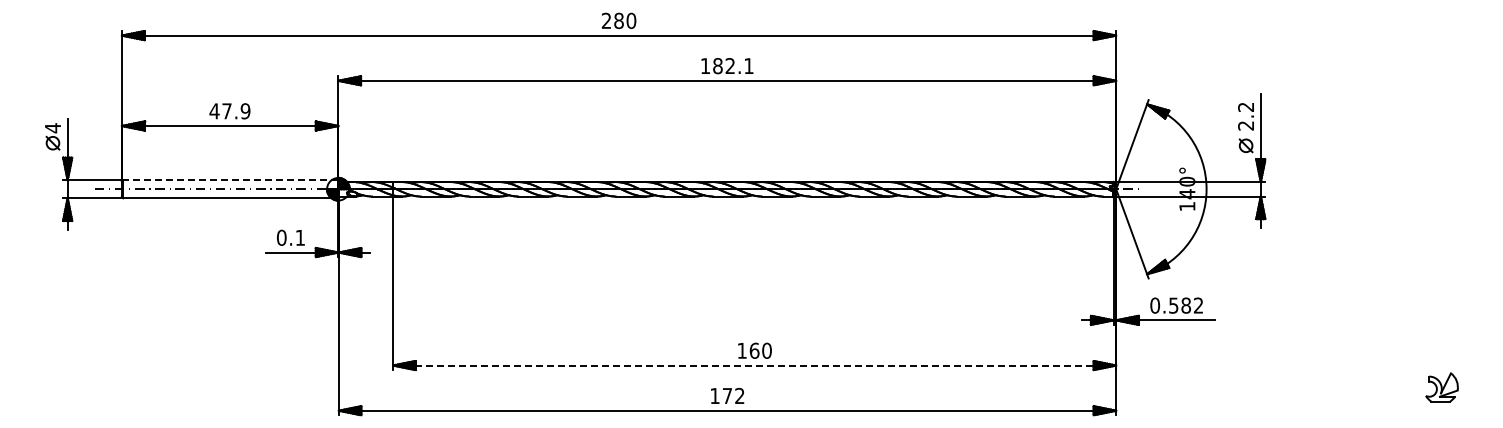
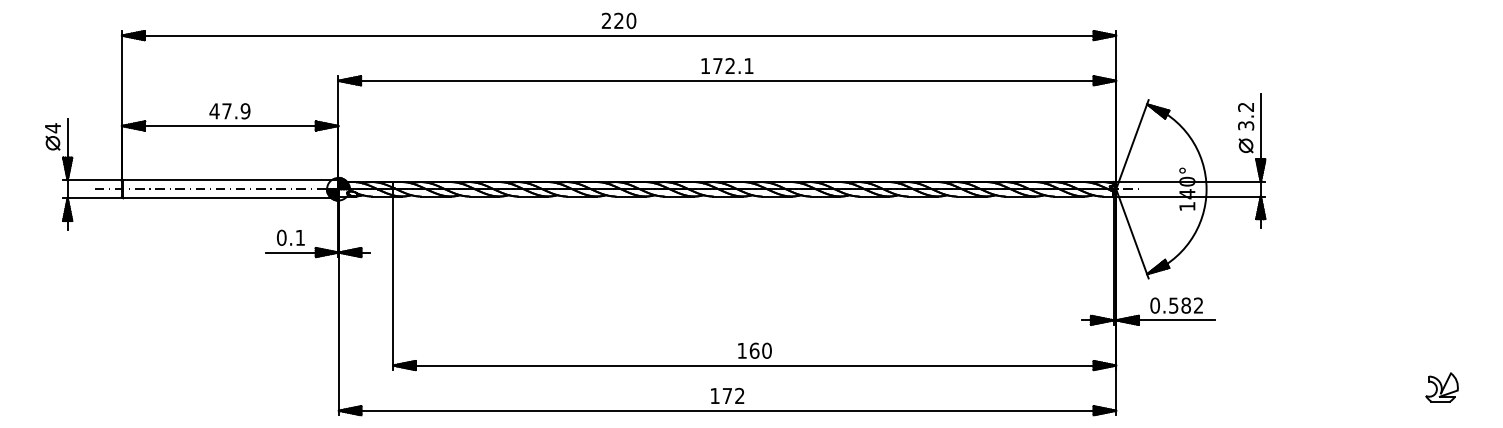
text: 280 -> 220 (618, 20)
text: 182.1 -> 172.1 (717, 66)
text: 2.2 -> 3.2 (1246, 125)
line: dashed -> solid (230, 180)
line: dashed -> solid (754, 365)
